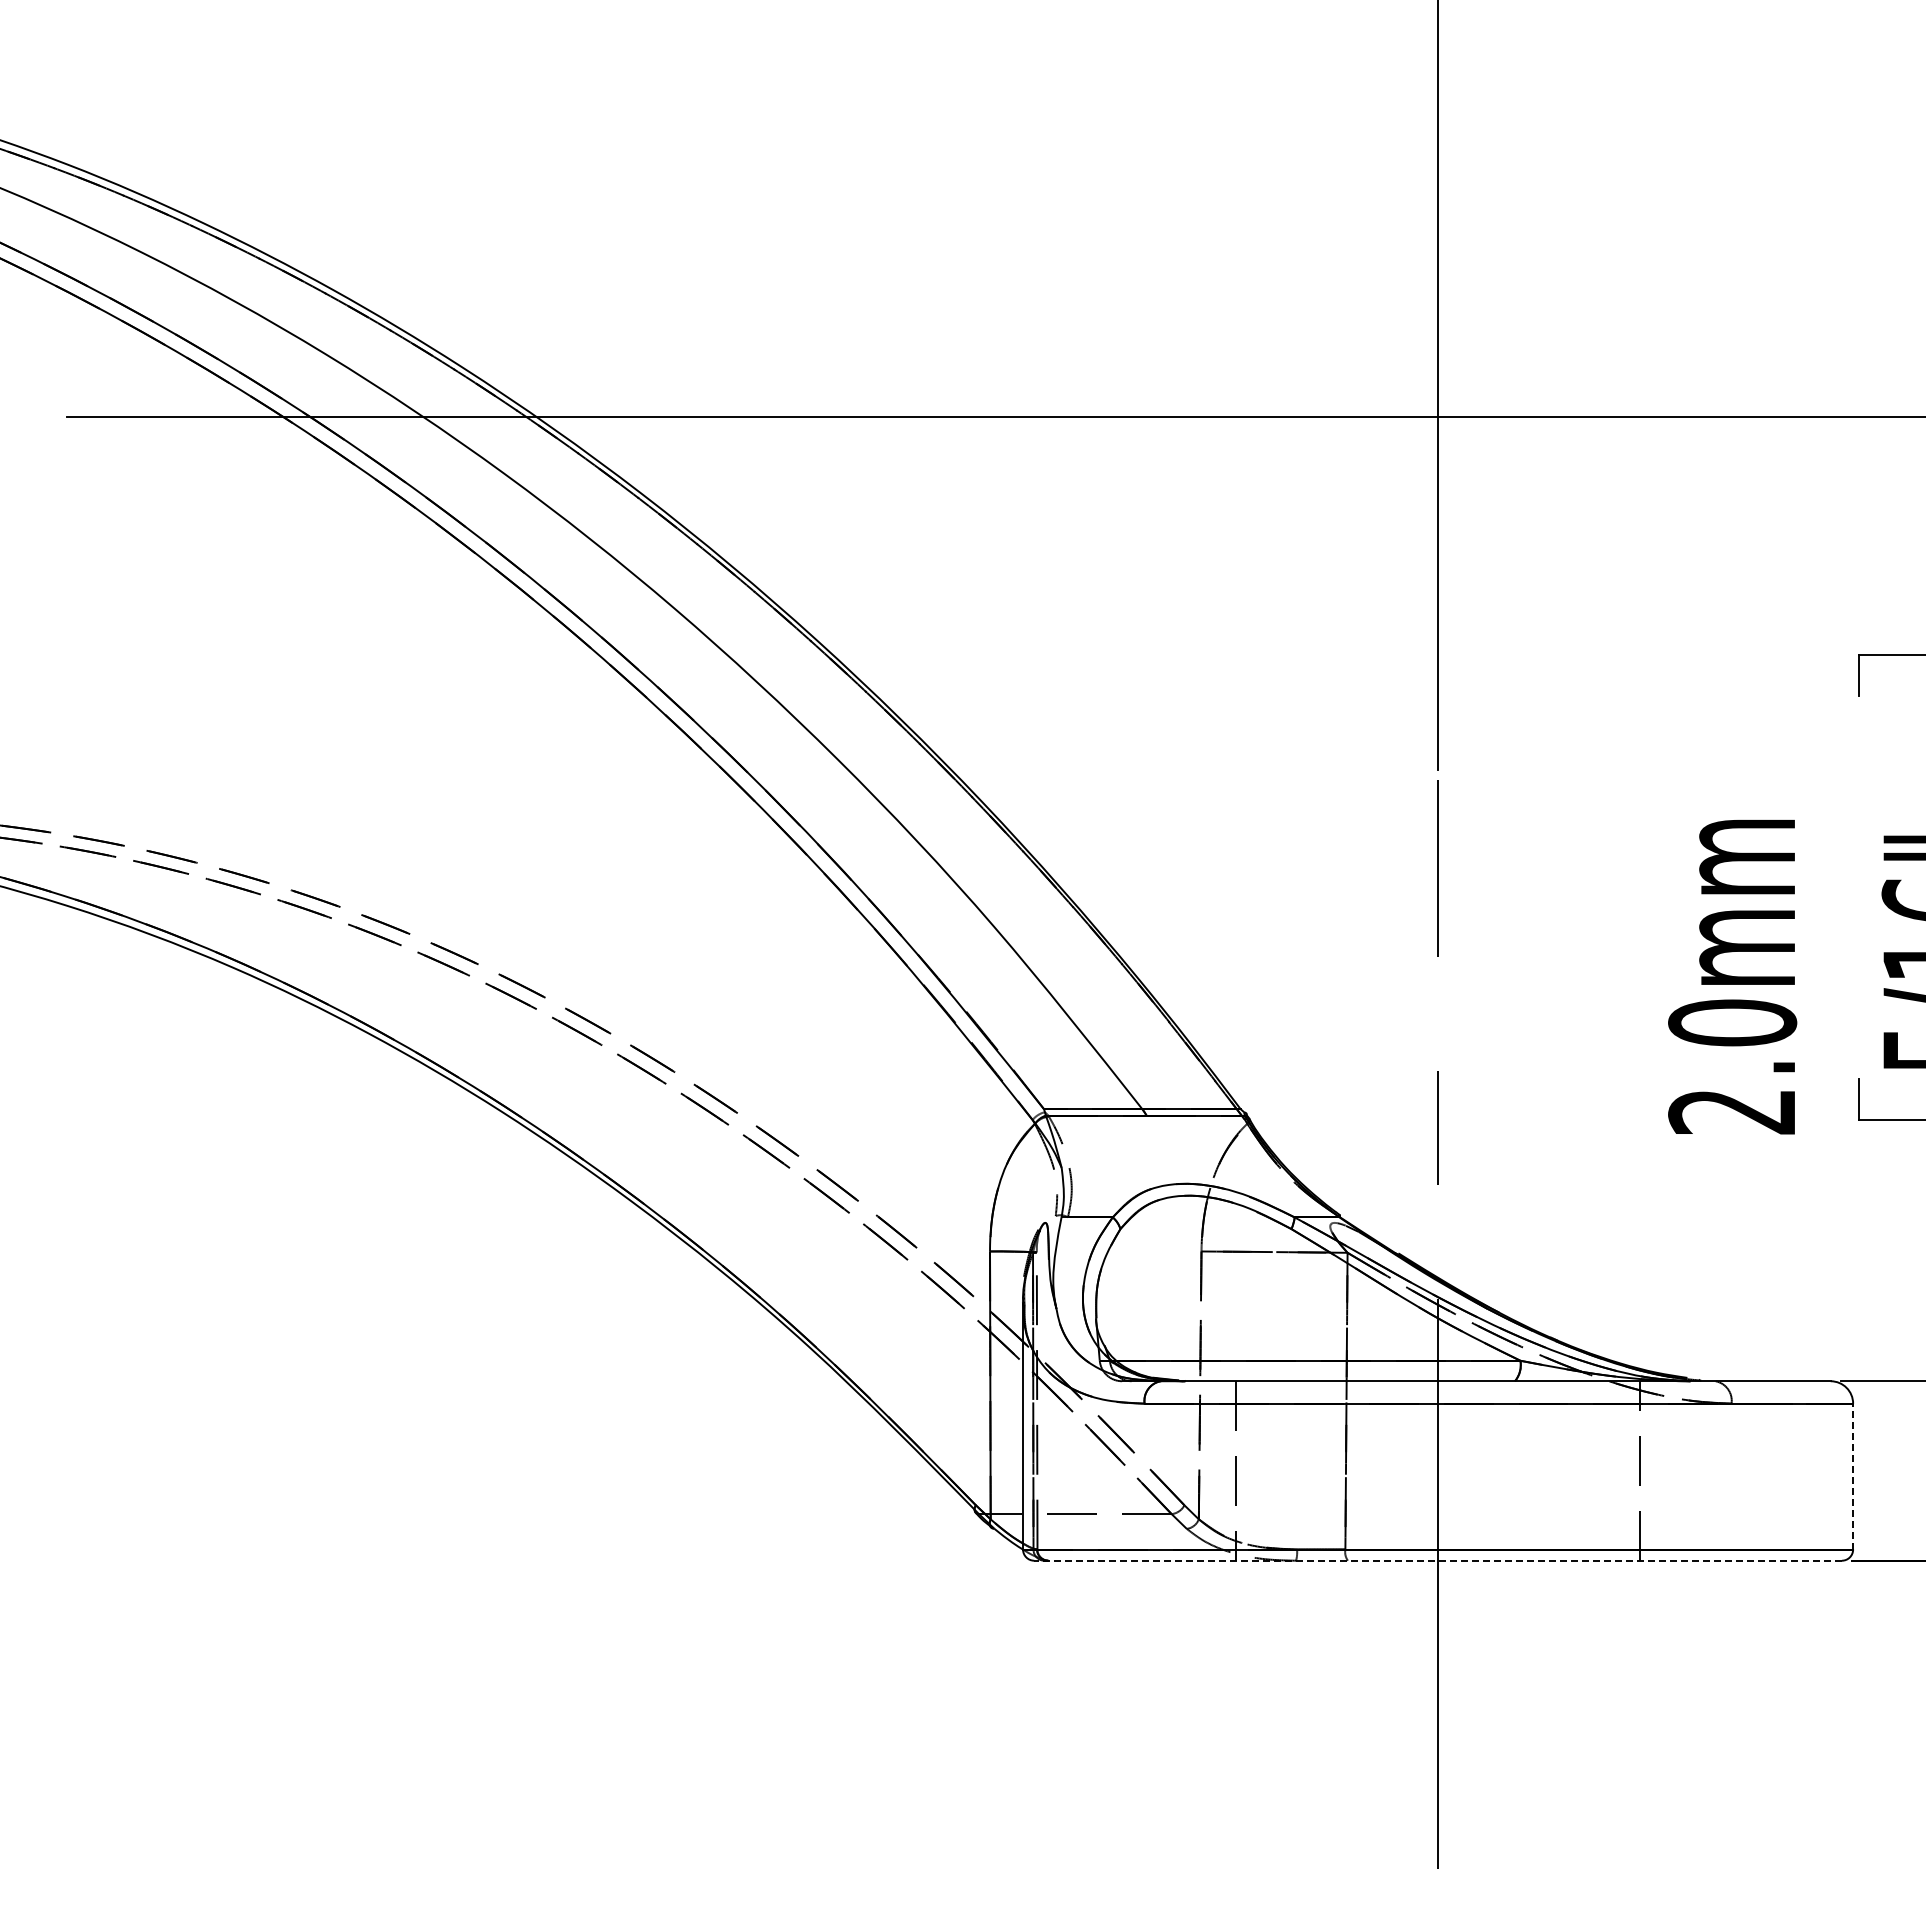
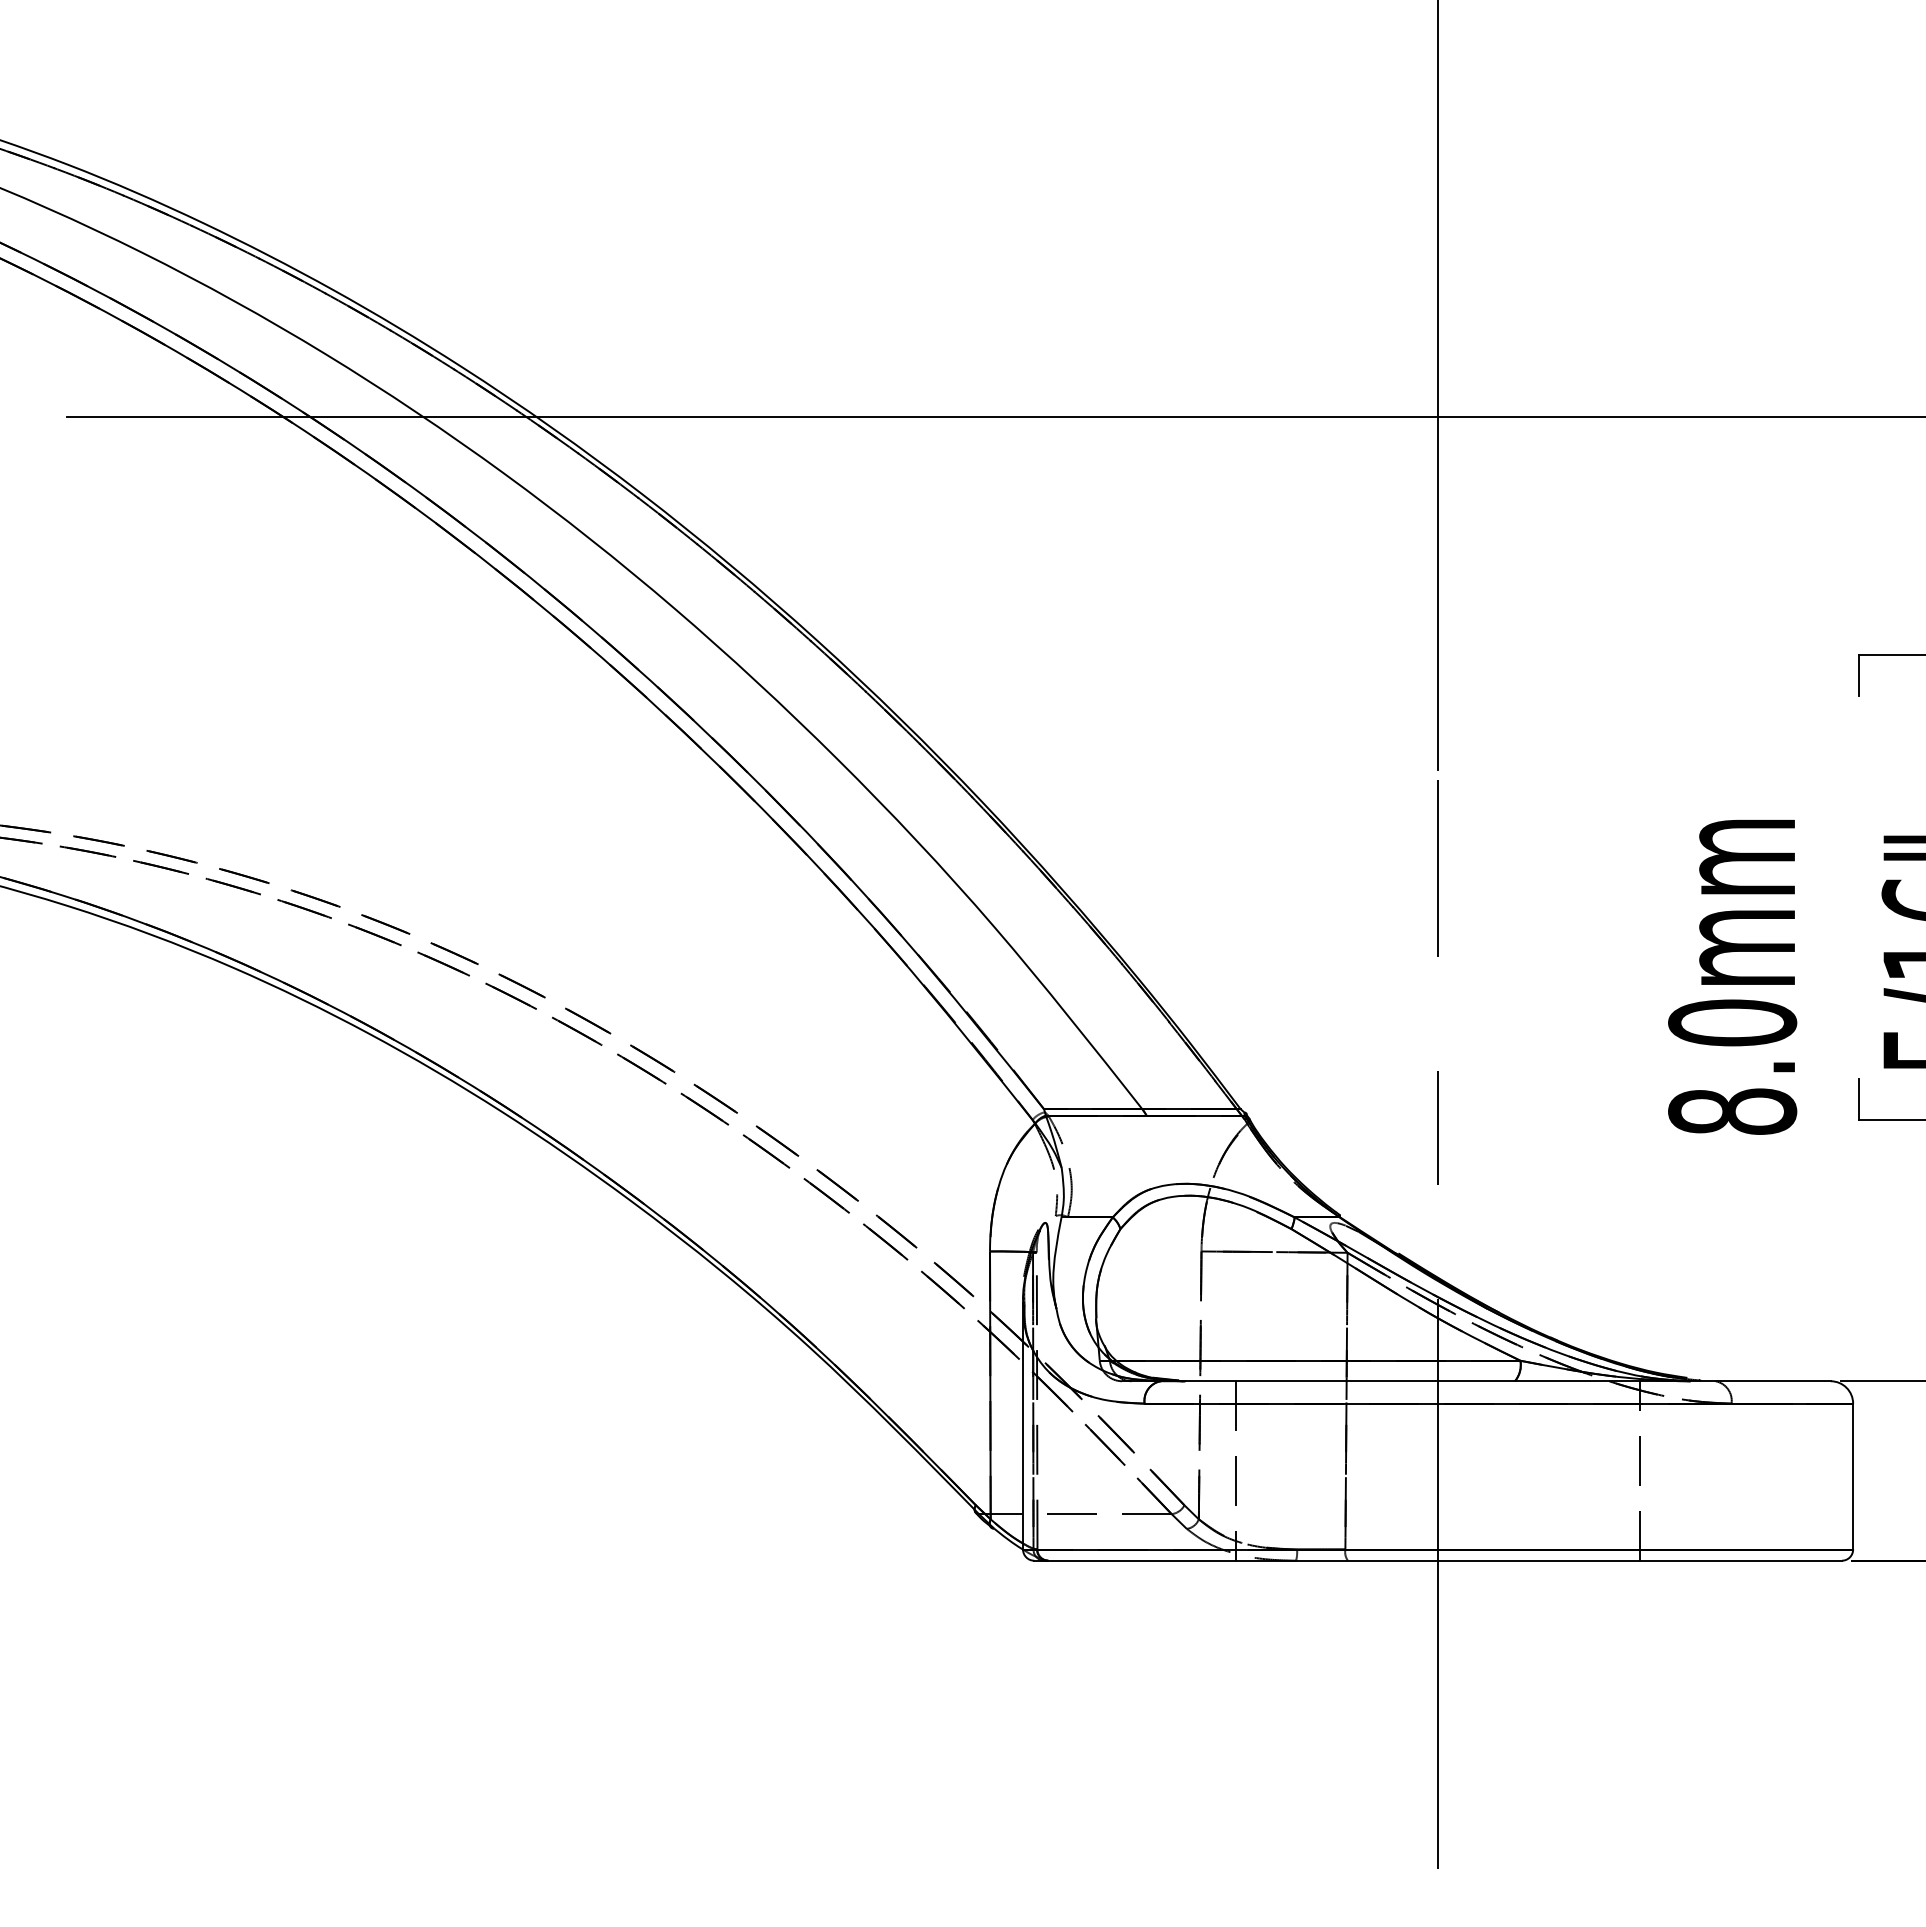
text: 2.0mm -> 8.0mm (1732, 1111)
line: dashed -> solid (1853, 1476)
line: dashed -> solid (1438, 1560)
